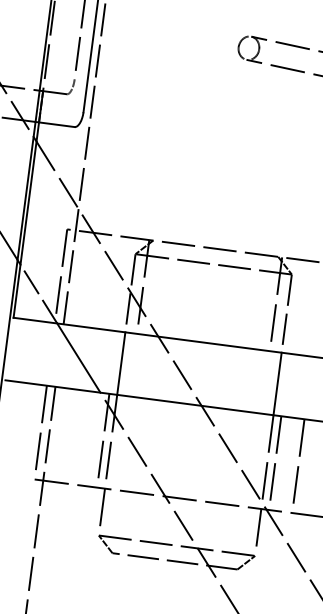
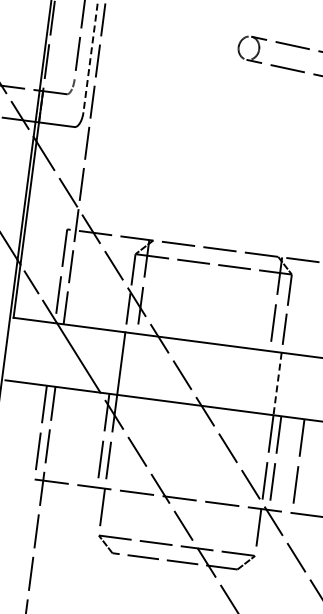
line: solid -> dashed (90, 56)
line: solid -> dashed (277, 383)
